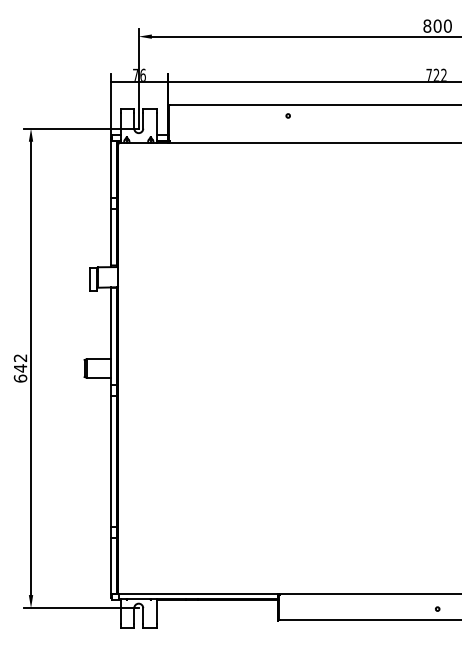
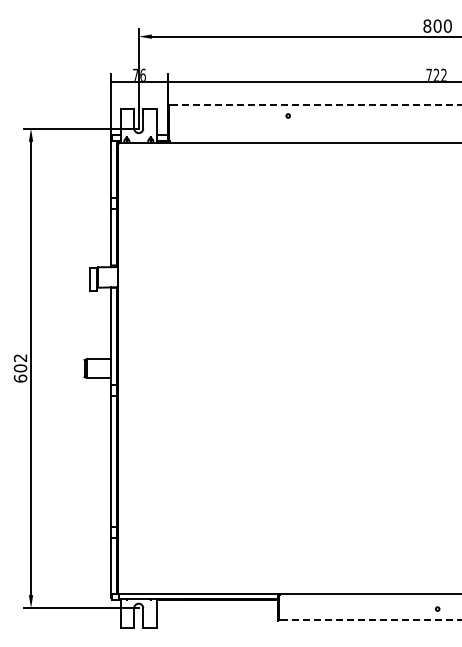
line: solid -> dashed (315, 104)
text: 642 -> 602 (20, 368)
line: solid -> dashed (370, 620)
